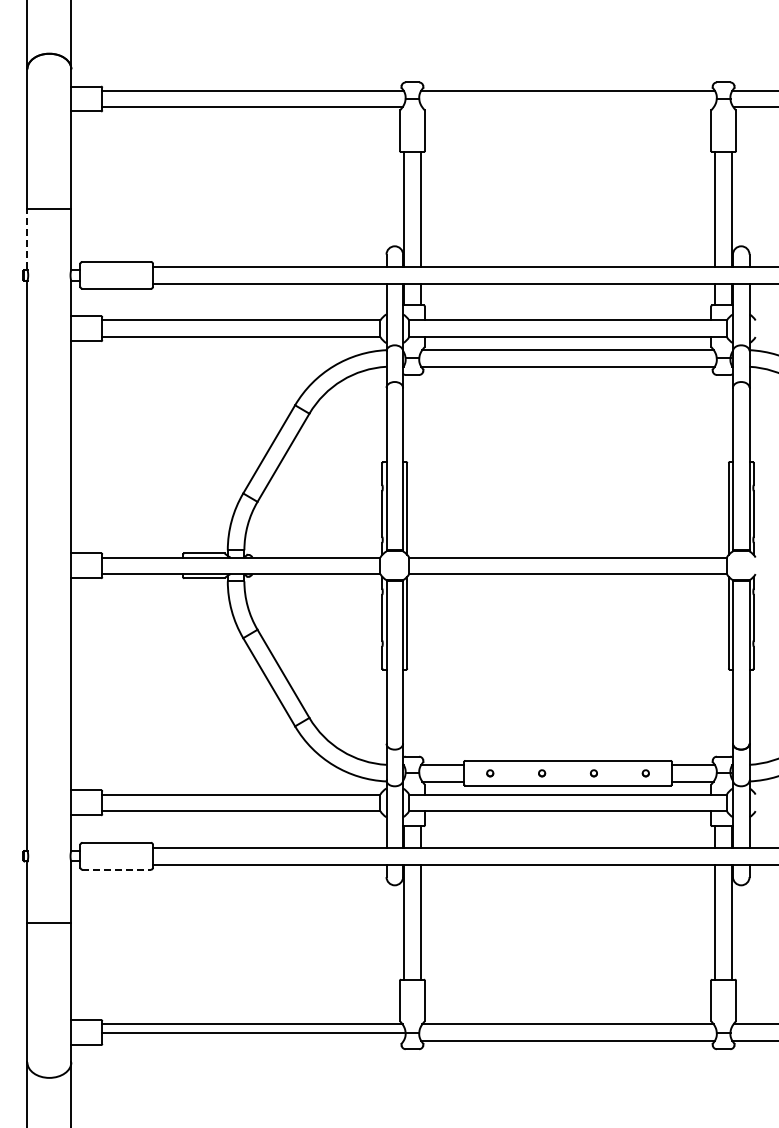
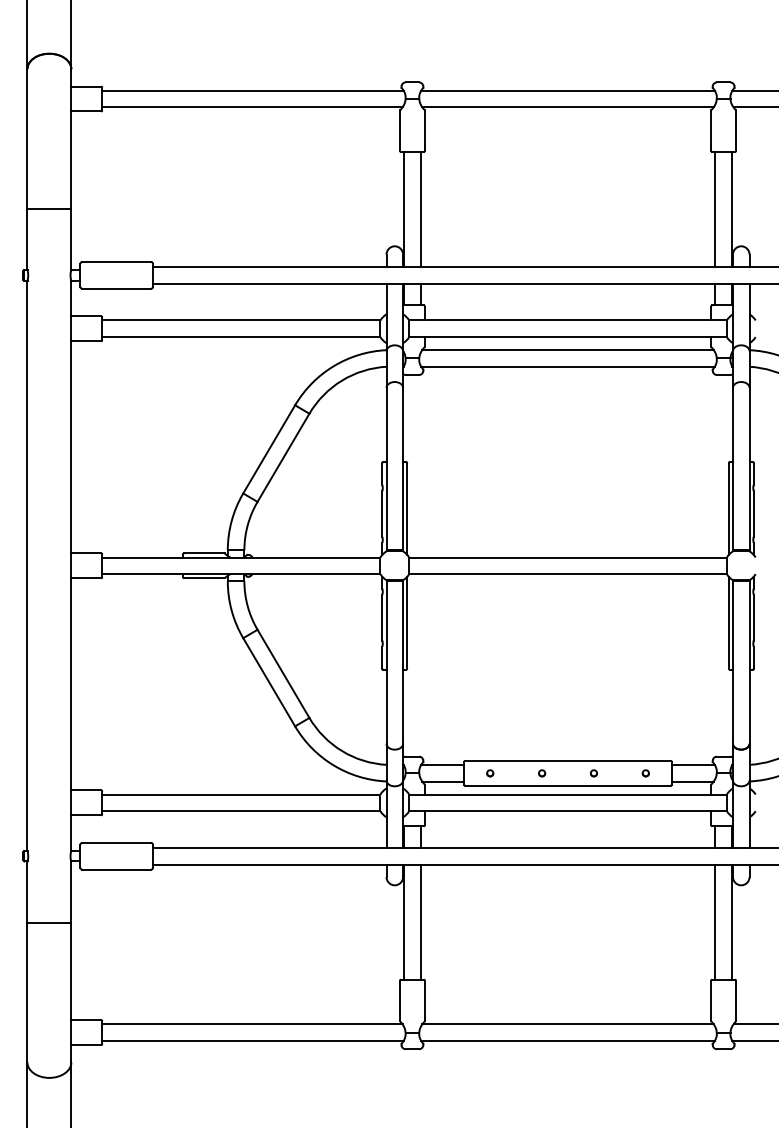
line: none -> present (567, 107)
line: dashed -> solid (27, 238)
line: dashed -> solid (117, 869)
line position: (252, 1032) -> (252, 1040) (252, 1040)
